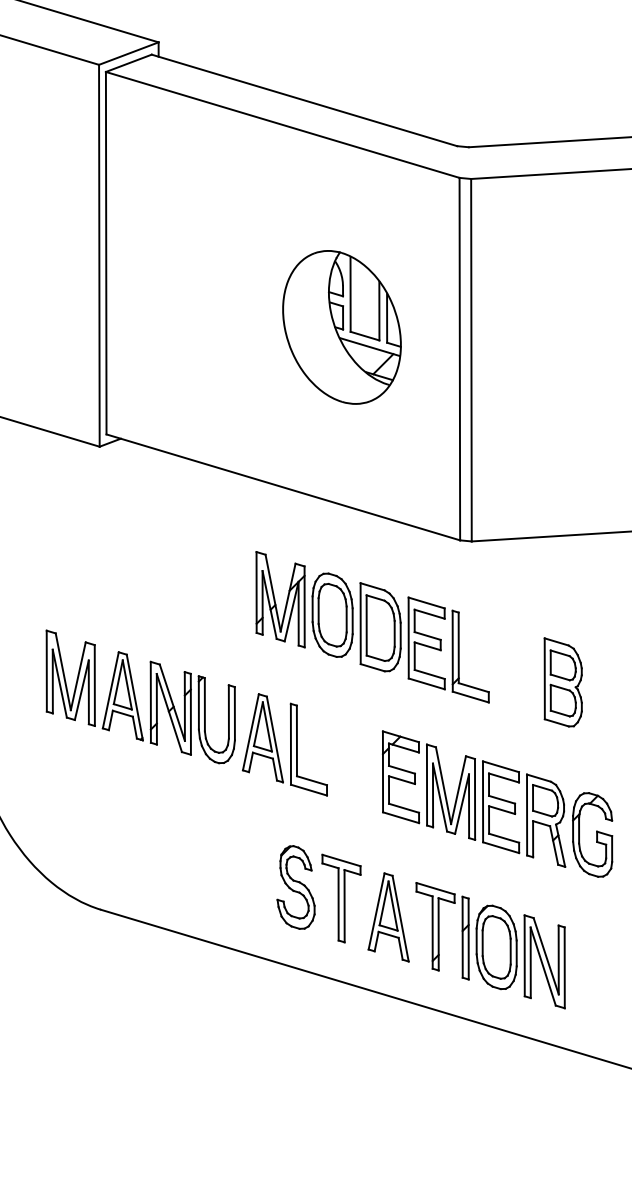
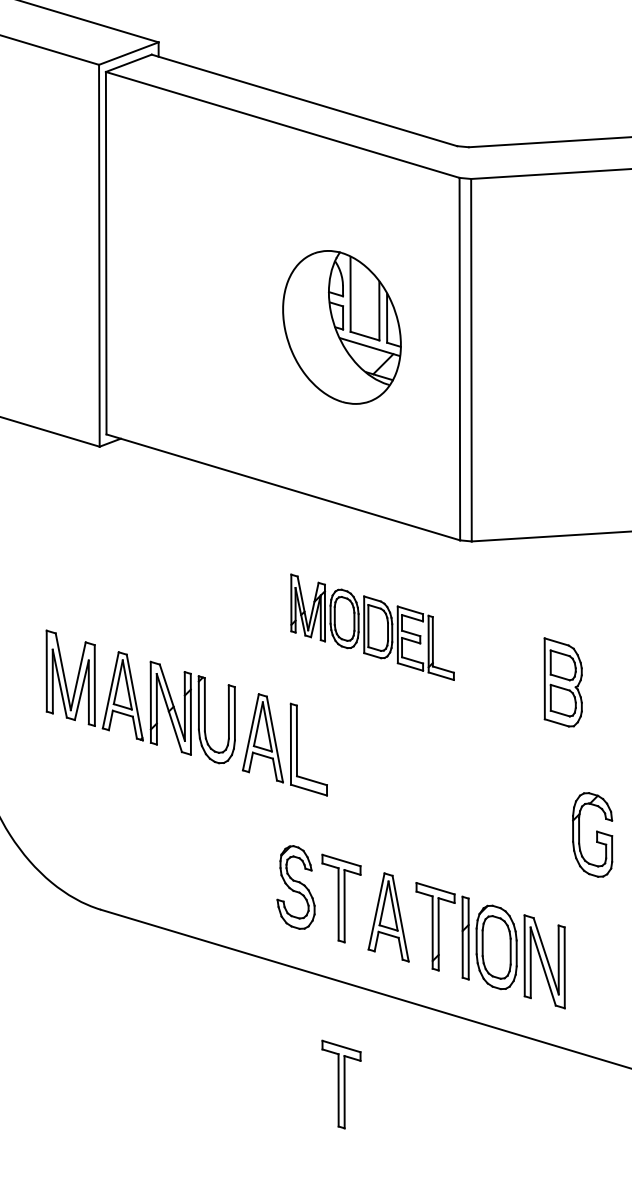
part size: 235x153 px -> 165x108 px (372, 626)
part: present -> none (474, 798)
part: none -> present (341, 1084)
